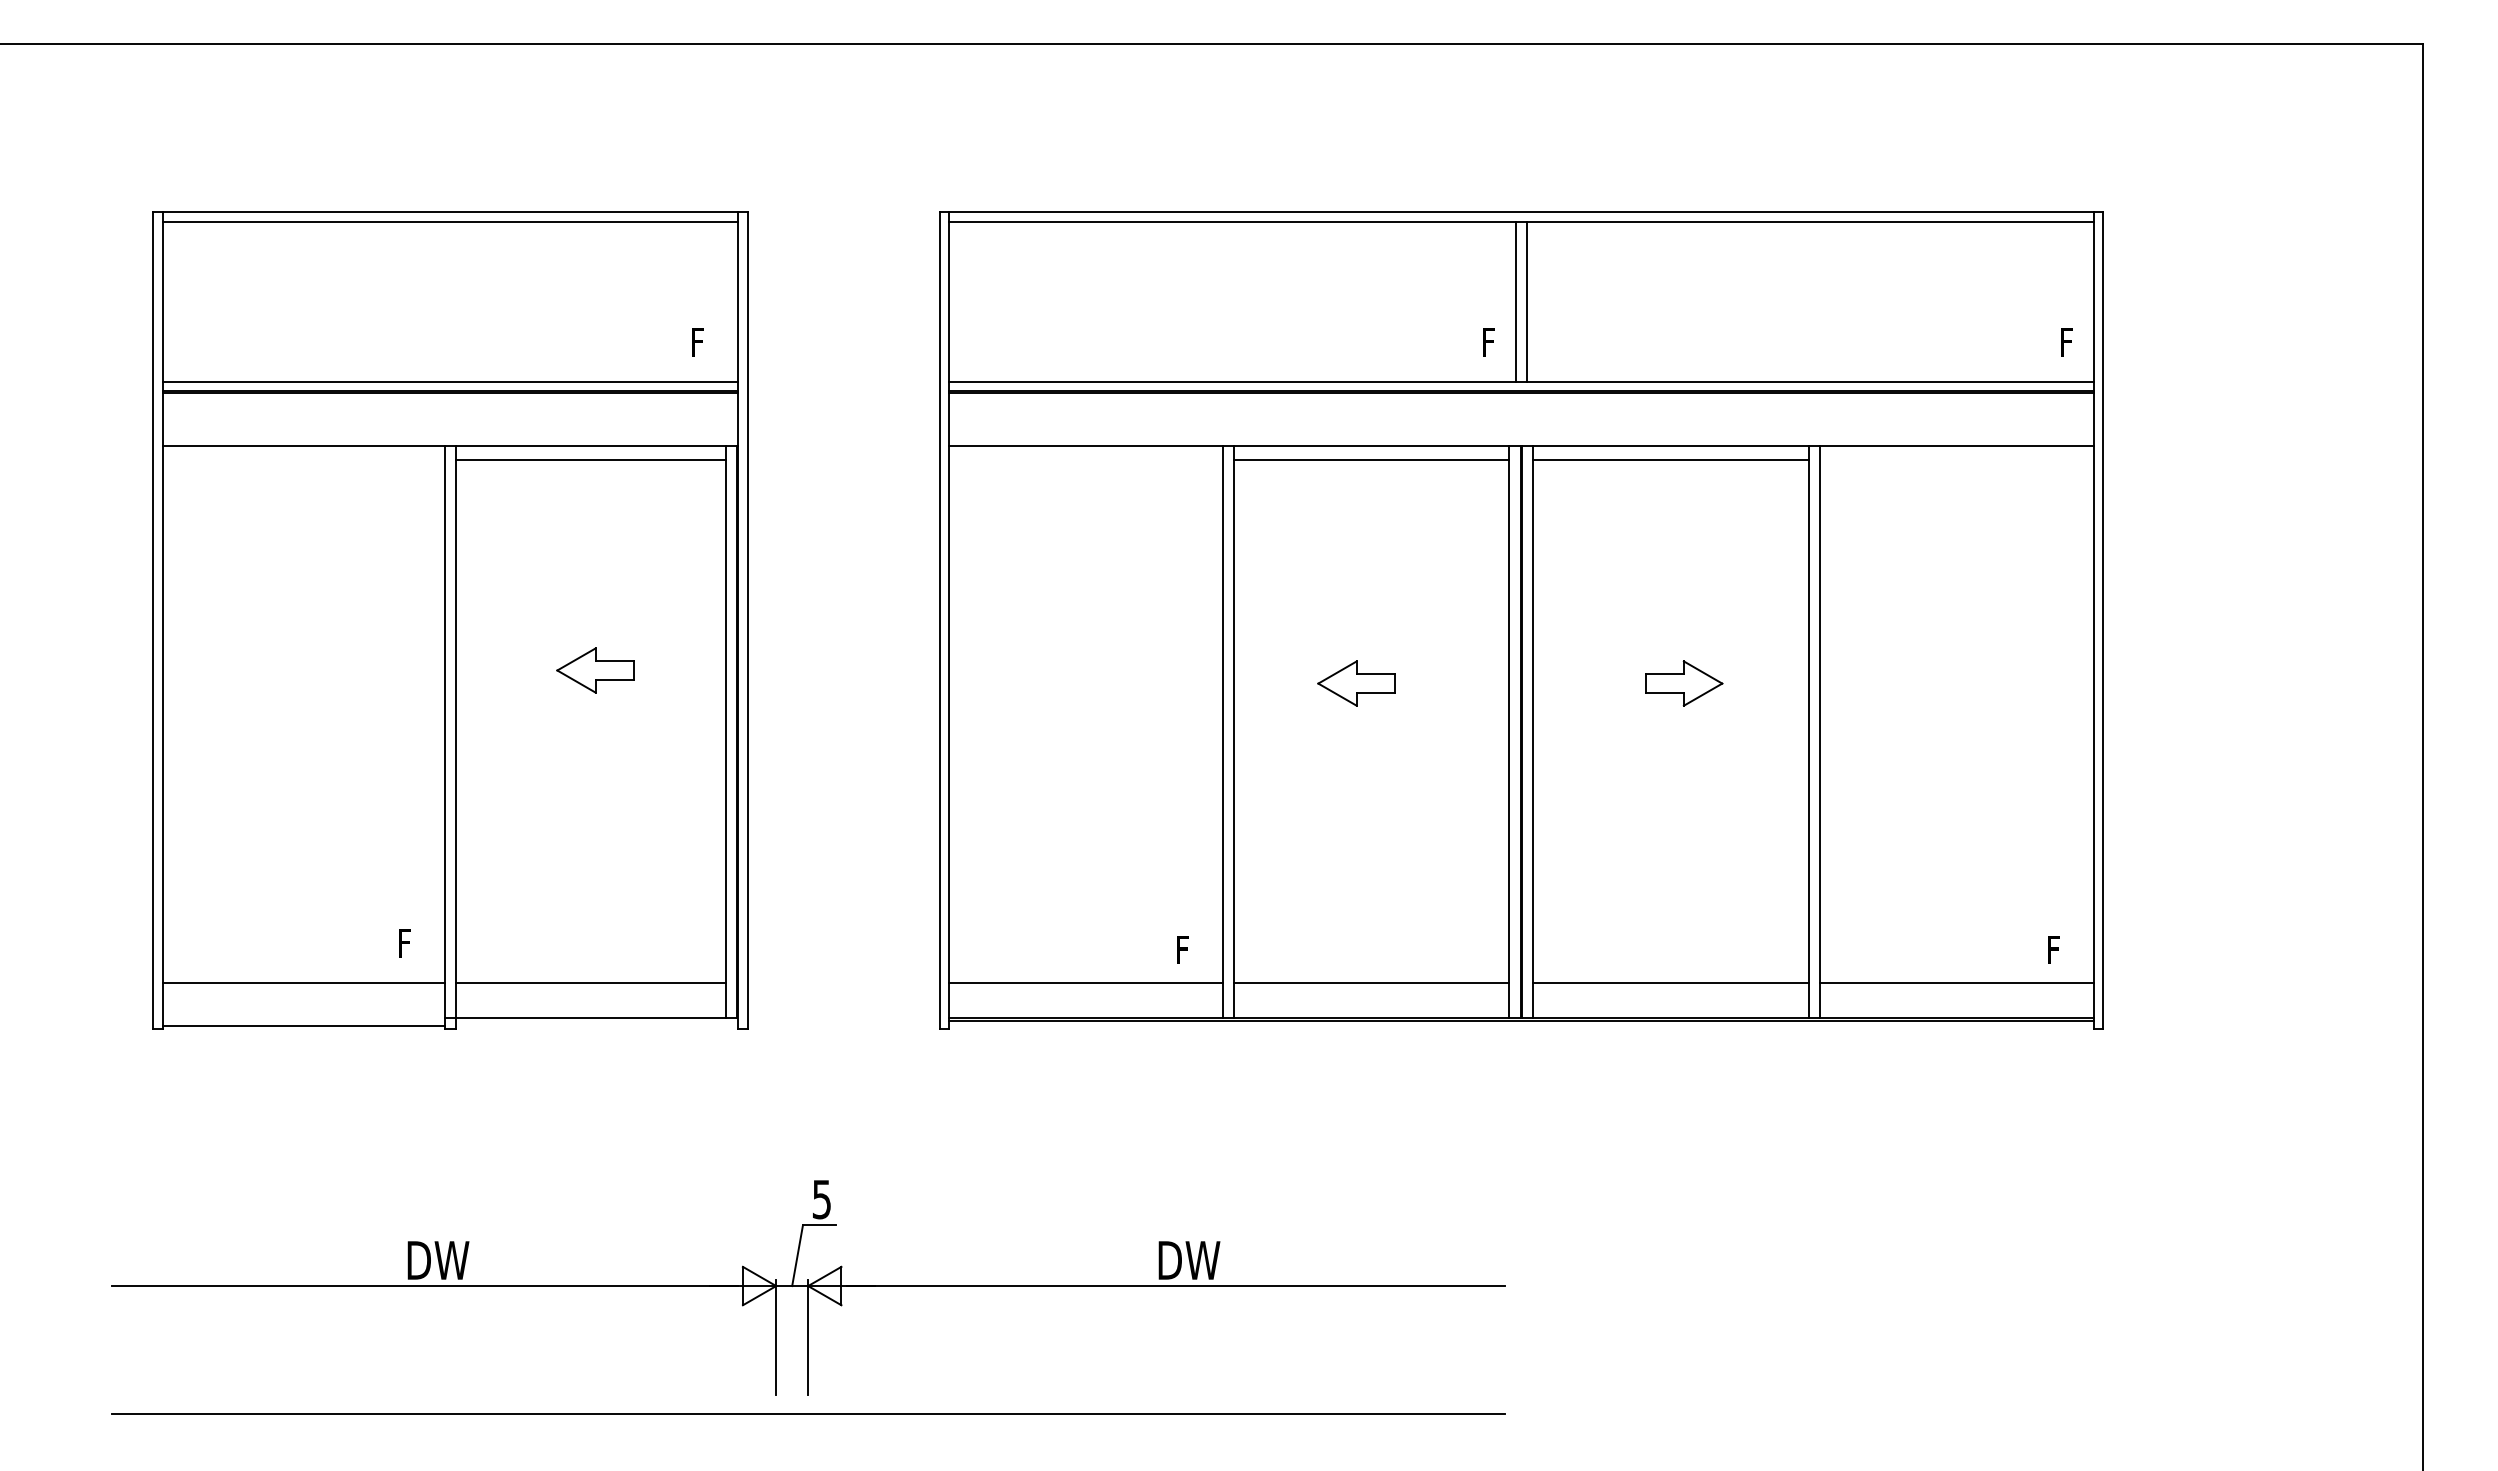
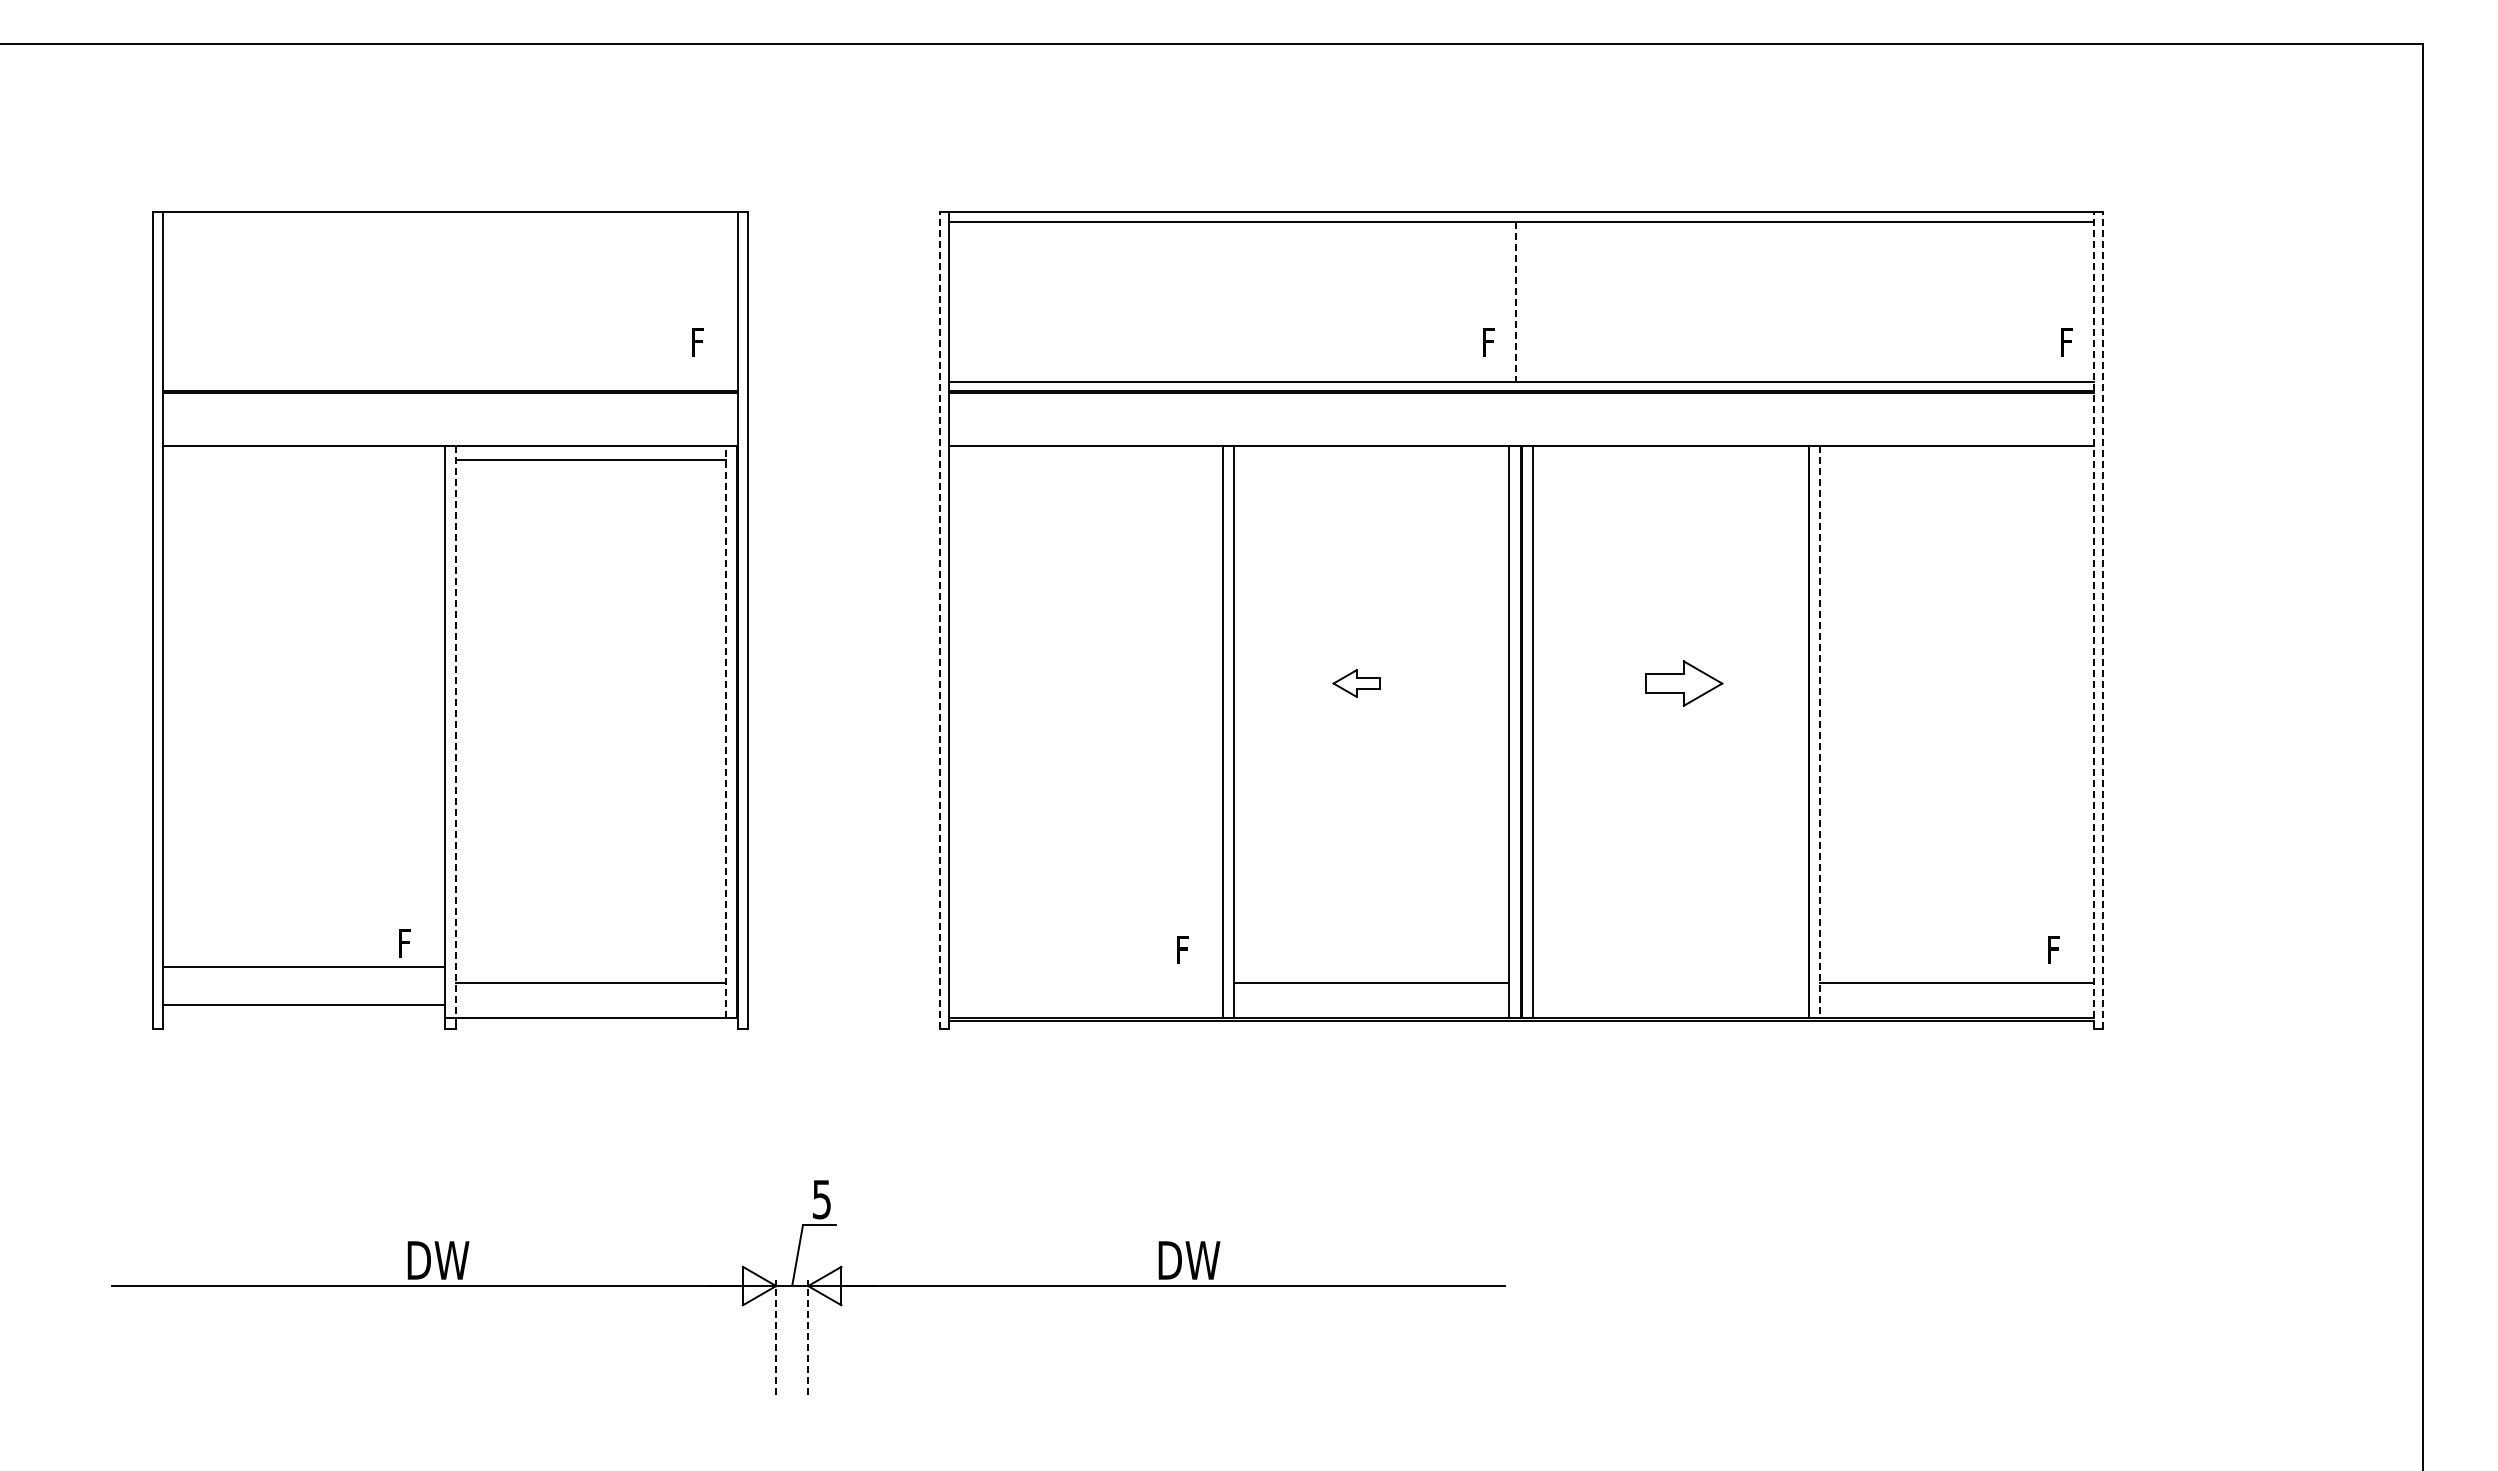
line: present -> none (450, 221)
line: solid -> dashed (1515, 301)
line: present -> none (1527, 301)
line: present -> none (450, 381)
line: present -> none (1371, 460)
line: present -> none (1671, 460)
line: solid -> dashed (939, 620)
line: solid -> dashed (2093, 620)
line: solid -> dashed (2103, 620)
part: present -> none (595, 670)
part size: 79x47 px -> 49x29 px (1356, 683)
line: solid -> dashed (725, 731)
line: solid -> dashed (455, 732)
line: solid -> dashed (1820, 732)
line position: (303, 982) -> (303, 966) (303, 966)
line: present -> none (1085, 982)
line: present -> none (1671, 982)
line position: (303, 1026) -> (303, 1005) (303, 1005)
line: solid -> dashed (776, 1337)
line: solid -> dashed (808, 1337)
line: present -> none (807, 1413)
